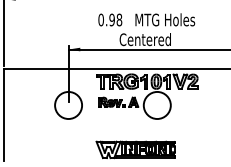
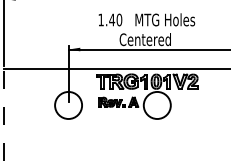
text: 0.98 -> 1.40 (110, 19)
line: solid -> dashed (4, 115)
part: present -> none (135, 149)
